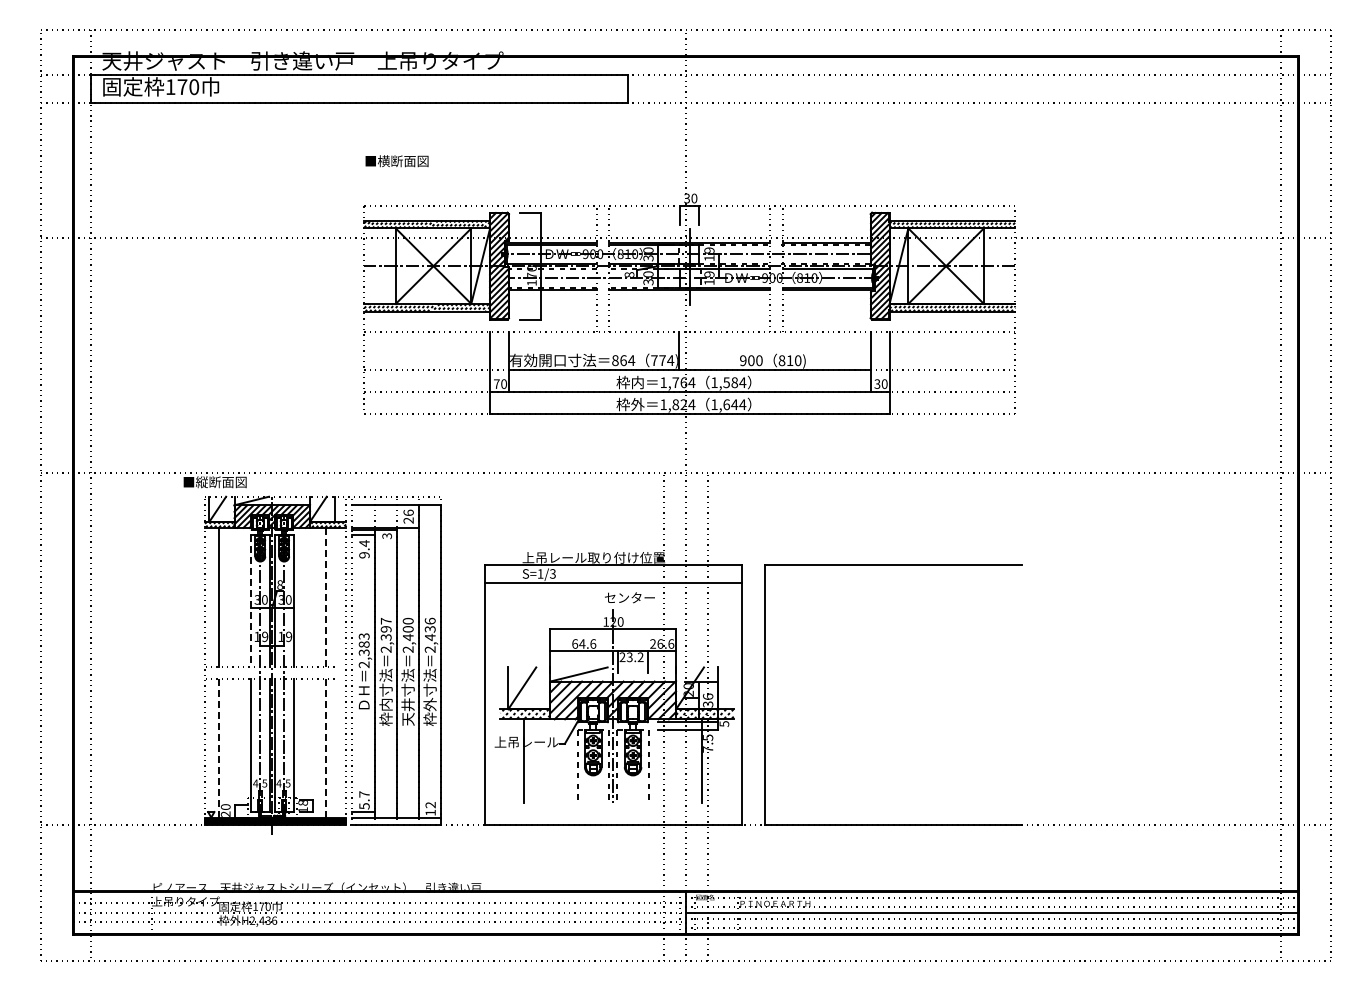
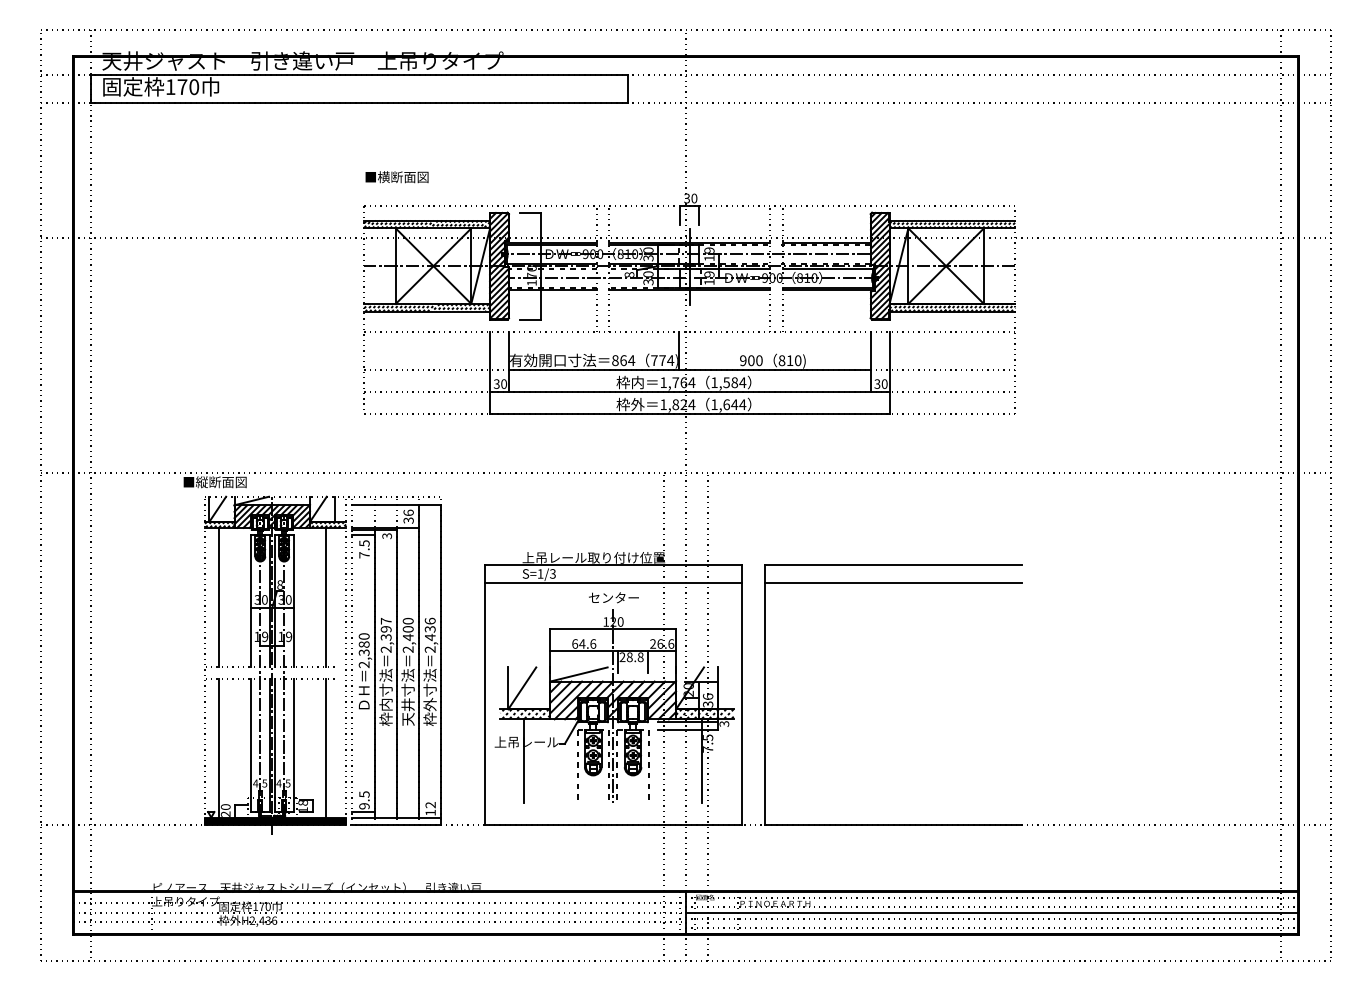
text position: (396, 161) -> (396, 177) (396, 177)
text: 70 -> 30 (496, 383)
text: 26 -> 36 (408, 520)
text: 9.4 -> 7.5 (364, 549)
line: none -> present (893, 583)
line: dashed -> solid (325, 596)
text position: (629, 597) -> (613, 597) (613, 597)
line: dashed -> solid (250, 601)
text: 2,383 -> 2,380 (363, 636)
text: 23.2 -> 28.8 (634, 657)
text: 5 -> 3 (723, 723)
line: dashed -> solid (218, 747)
line: dashed -> solid (325, 747)
text: 5.7 -> 9.5 (364, 800)
